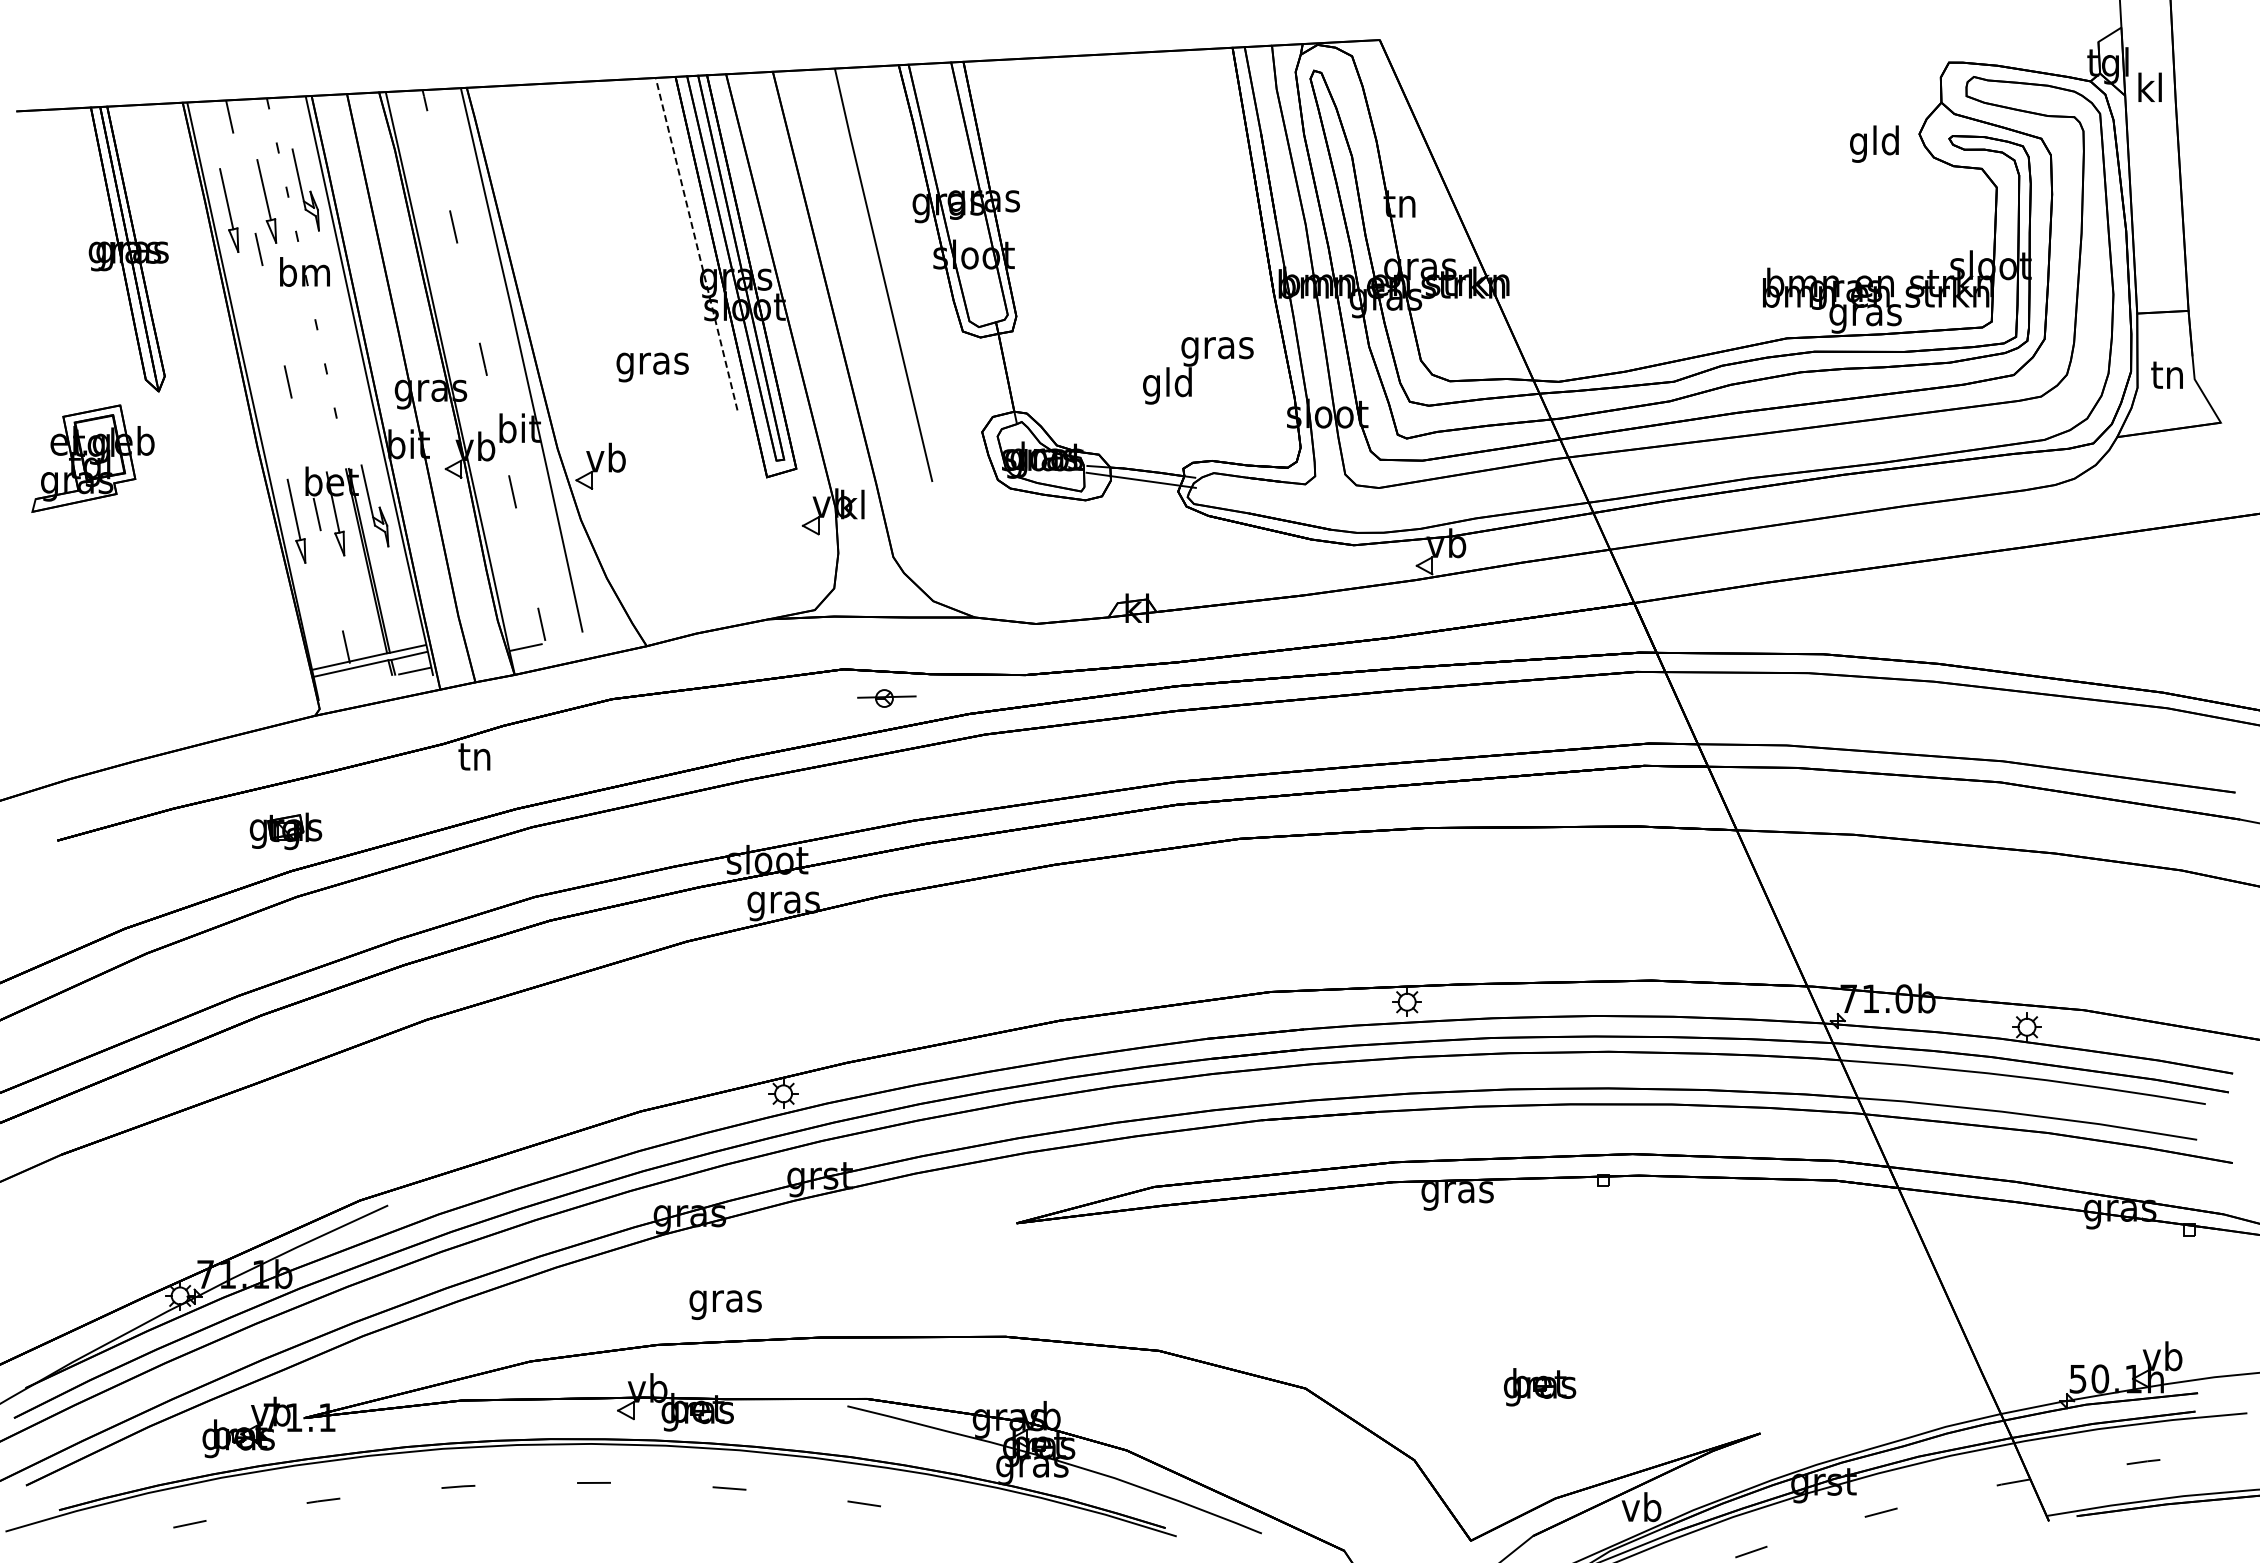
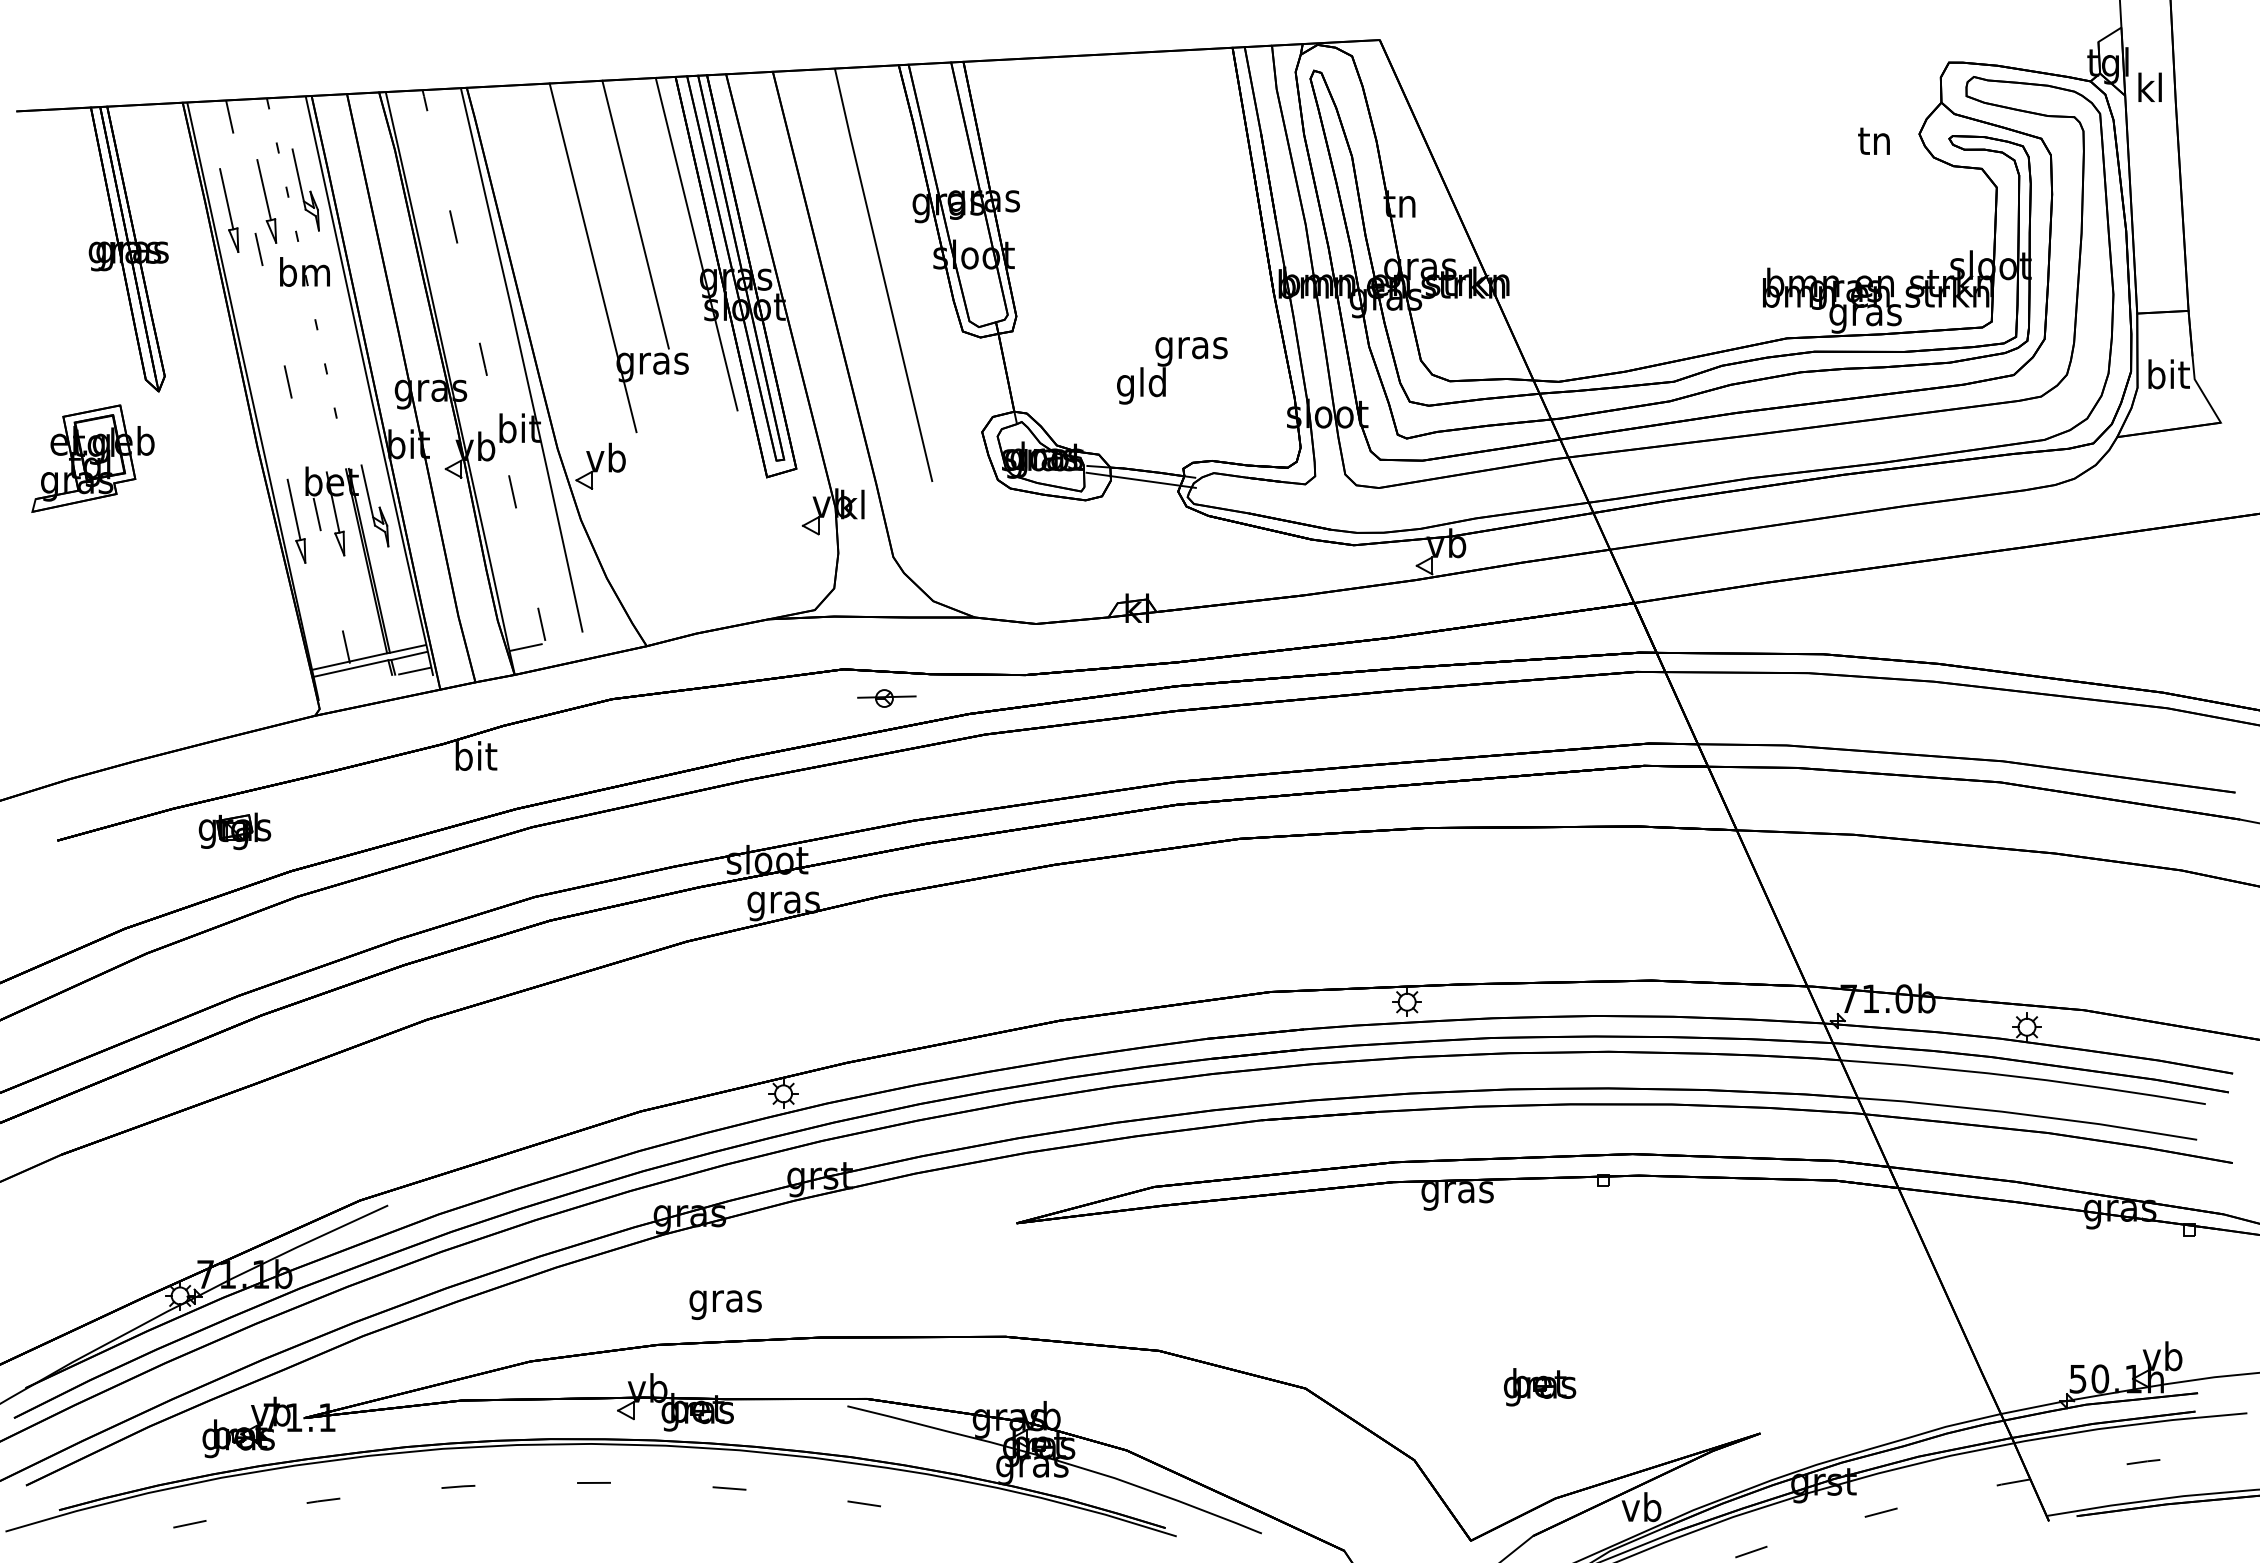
text: gld -> tn (1874, 143)
line: none -> present (635, 214)
line: dashed -> solid (696, 243)
line: none -> present (592, 257)
text position: (1198, 370) -> (1172, 370) (1172, 370)
text: tn -> bit (2168, 374)
text: tn -> bit (476, 755)
part position: (285, 831) -> (234, 831) (234, 831)
